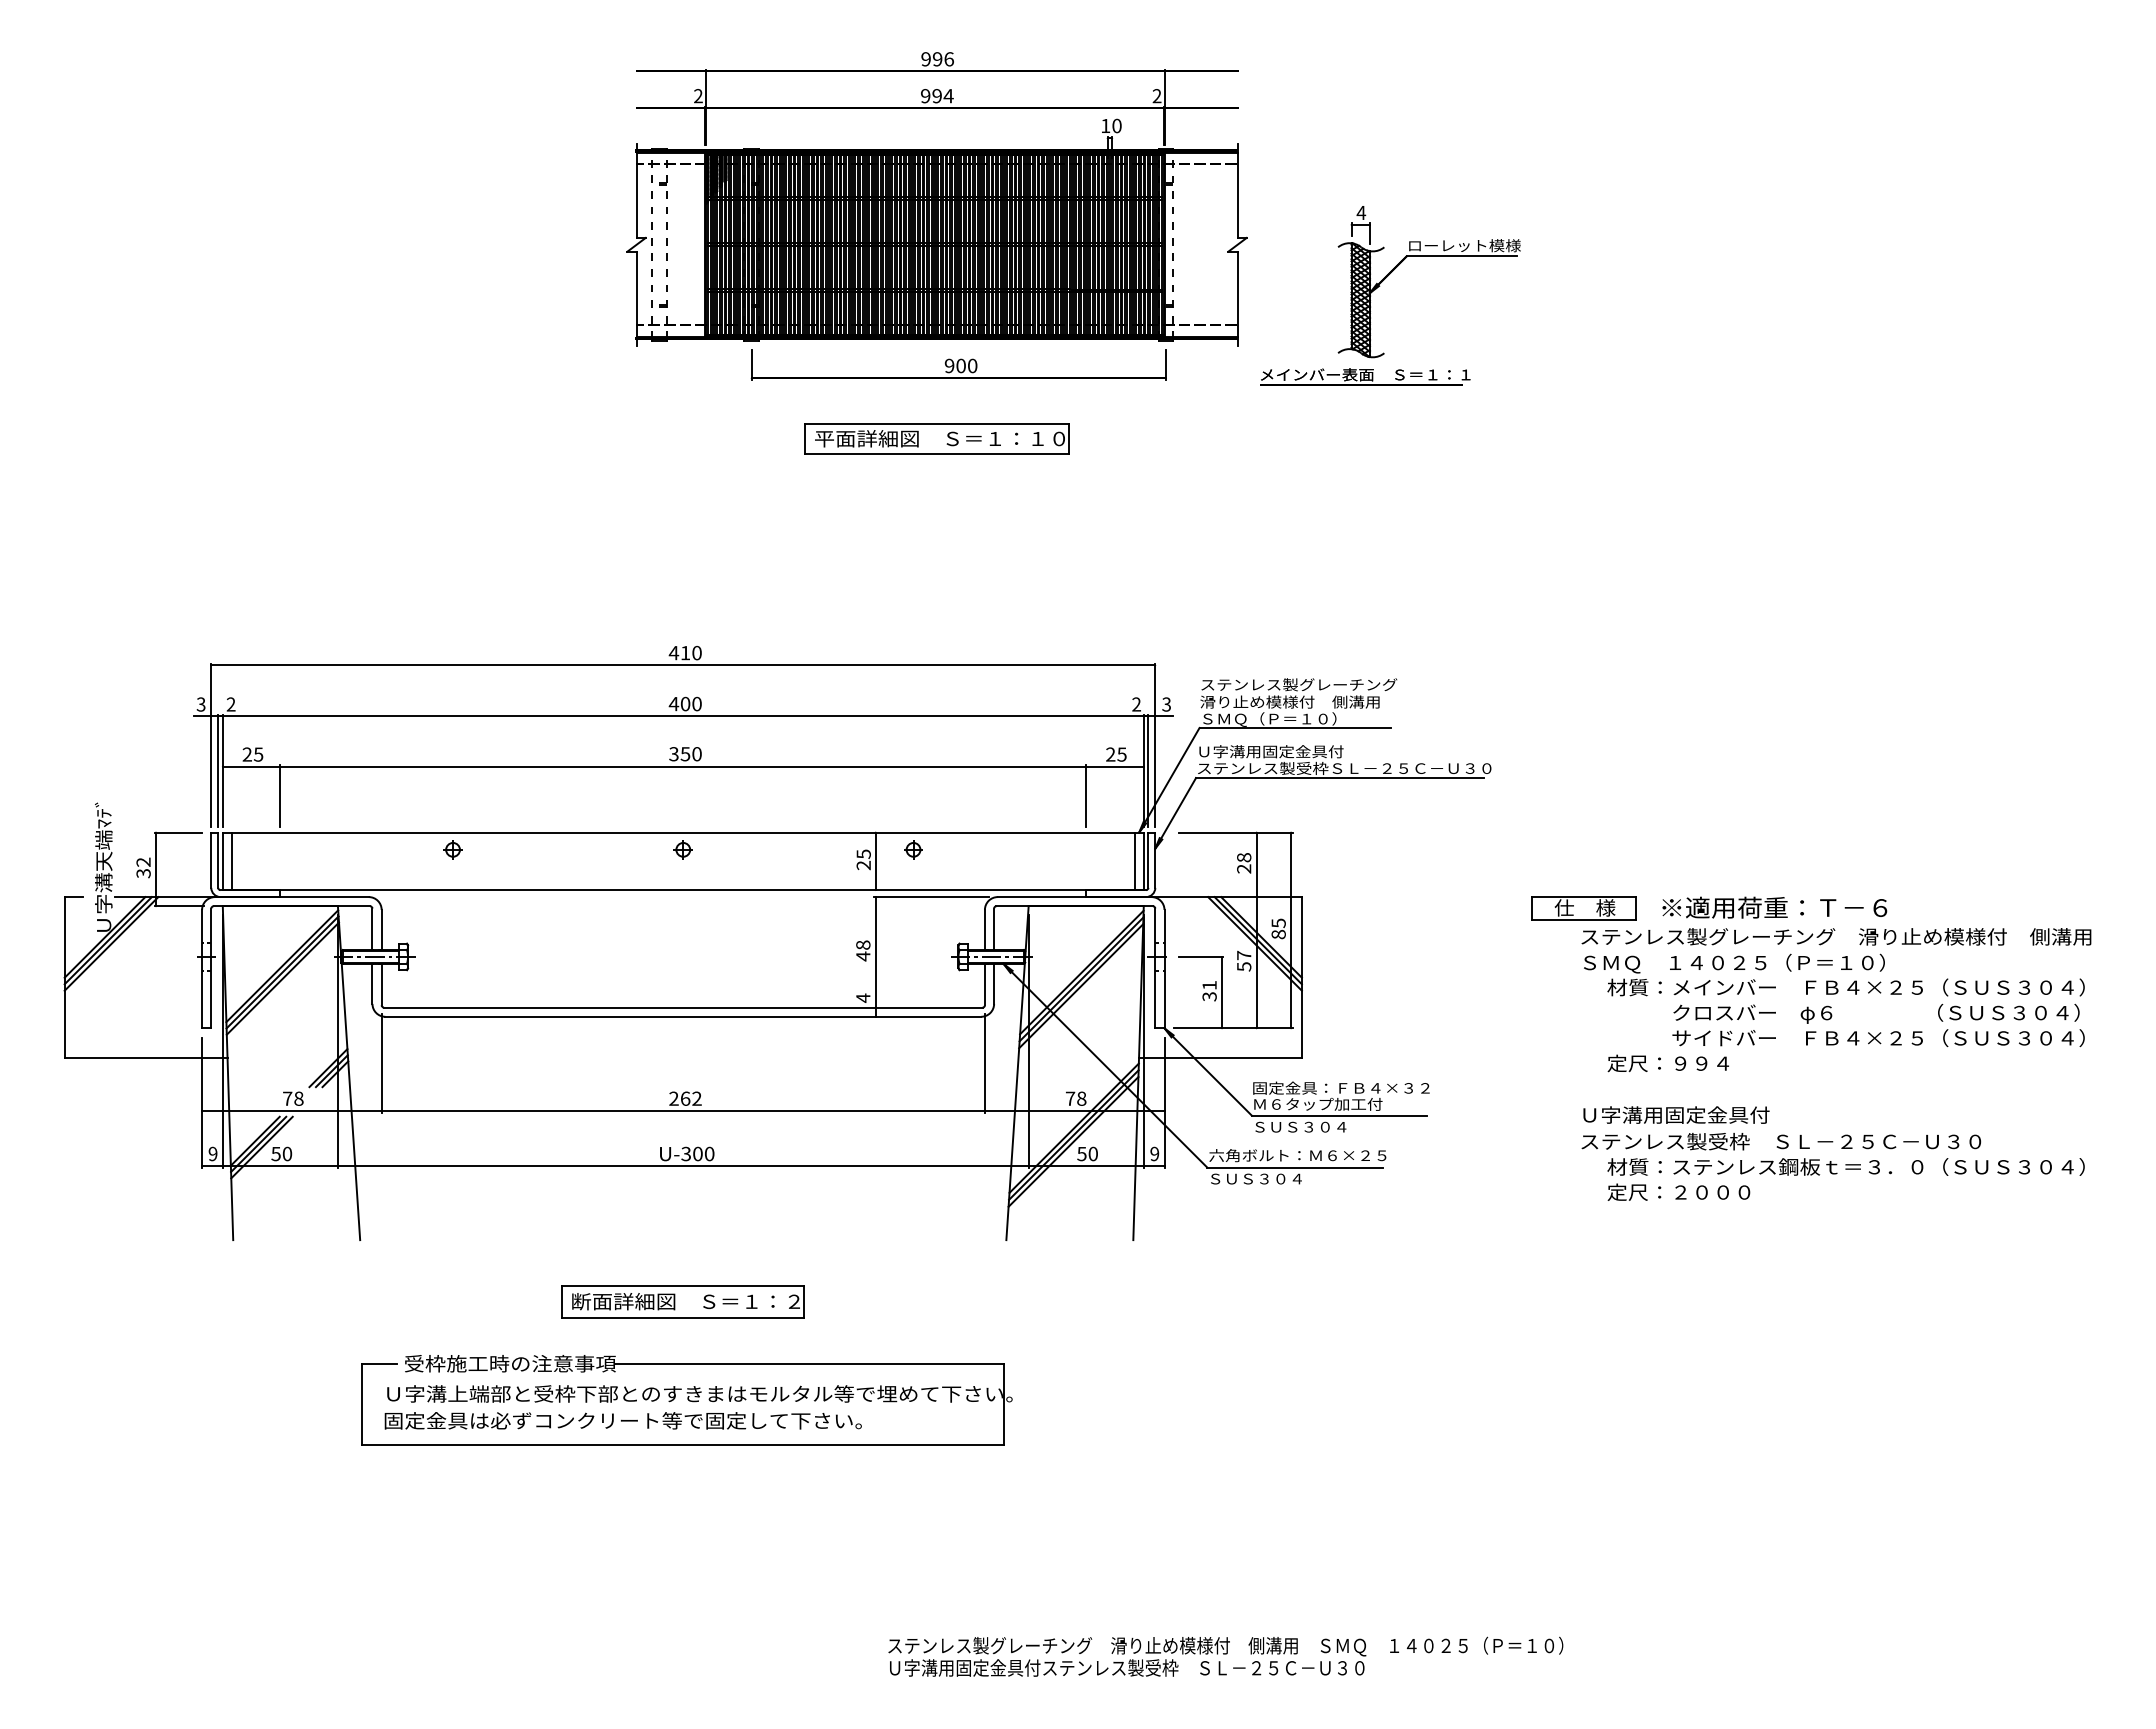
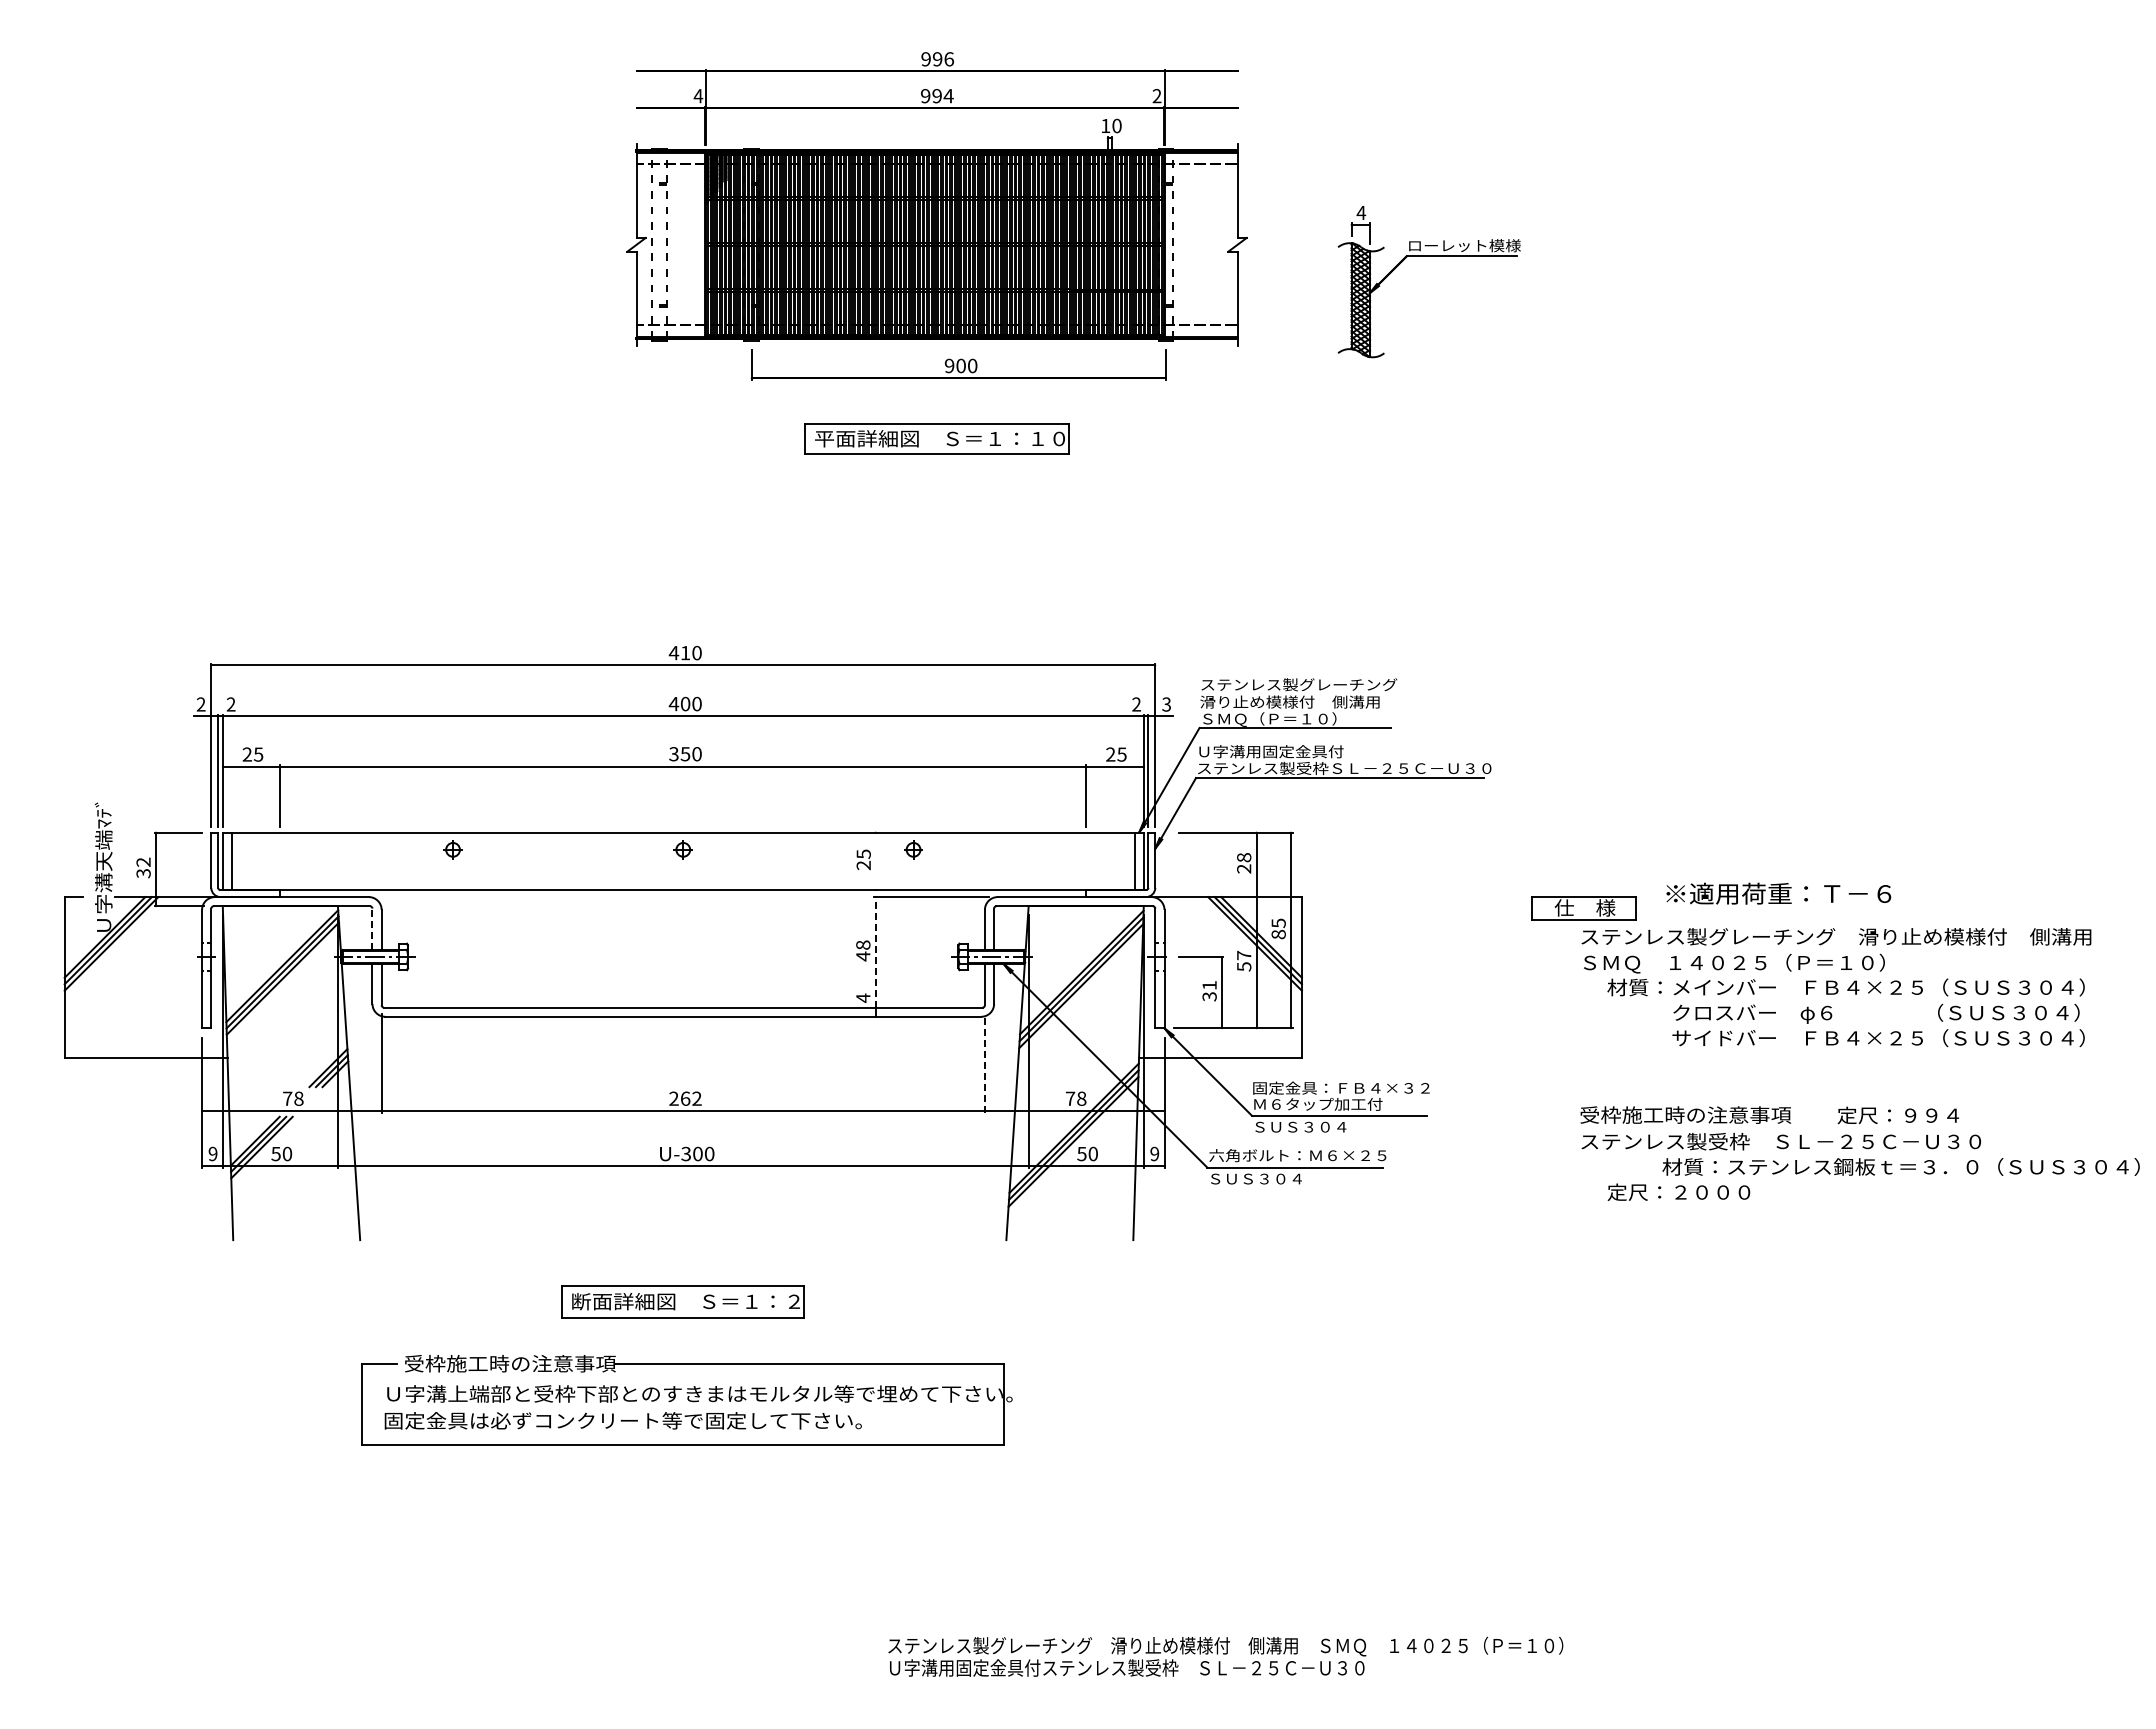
text: 2 -> 4 (698, 96)
part: present -> none (1365, 376)
text: 3 -> 2 (200, 704)
line: present -> none (875, 861)
text position: (1774, 907) -> (1778, 893) (1778, 893)
line: solid -> dashed (372, 929)
line: solid -> dashed (875, 951)
line: solid -> dashed (984, 1063)
text position: (1667, 1063) -> (1897, 1115) (1897, 1115)
text: Ｕ字溝用固定金具付 -> 受枠施工時の注意事項 (1685, 1114)
text position: (1845, 1166) -> (1900, 1166) (1900, 1166)
